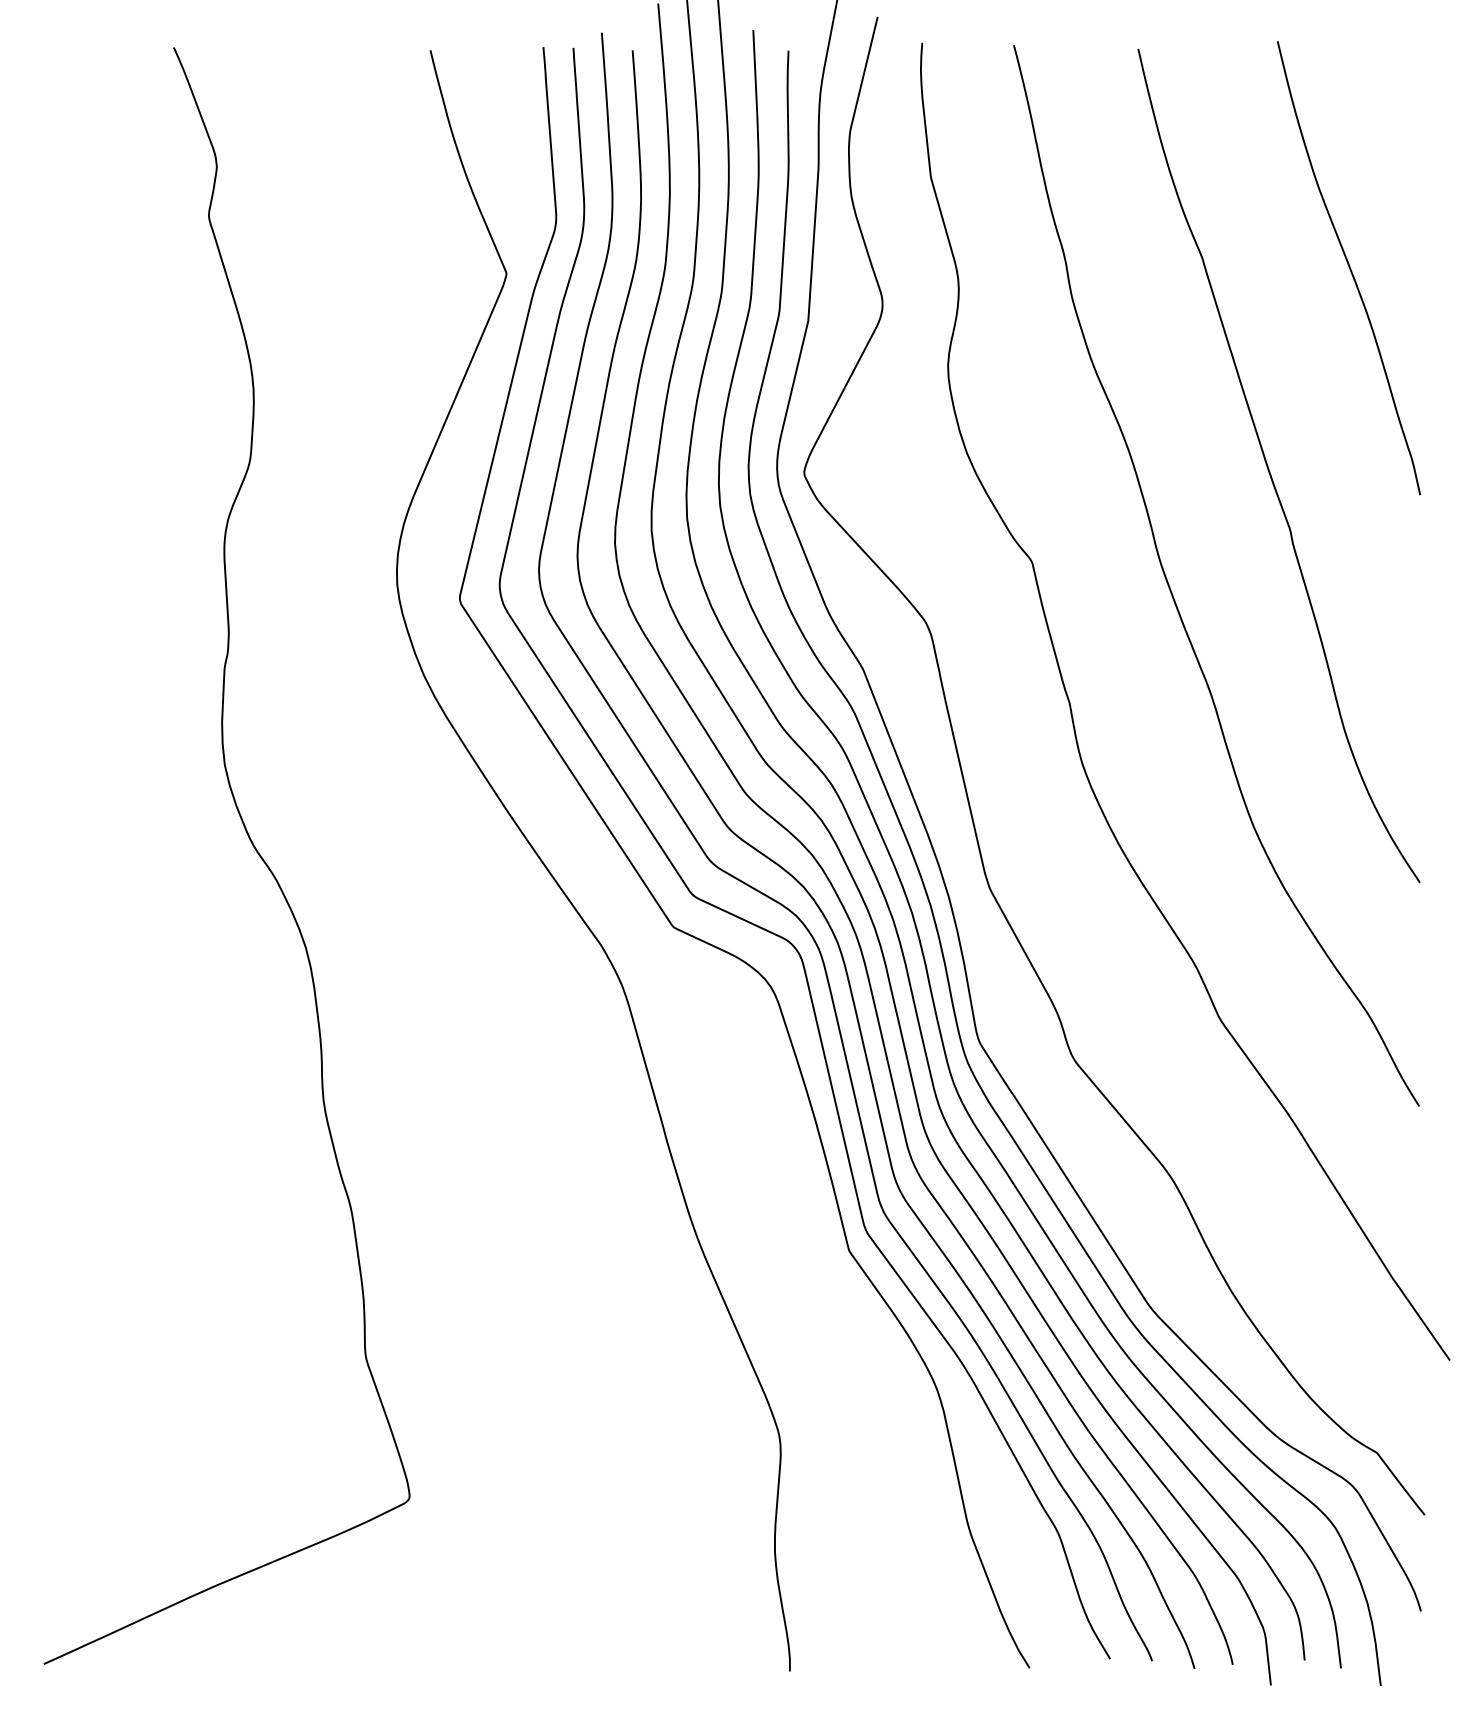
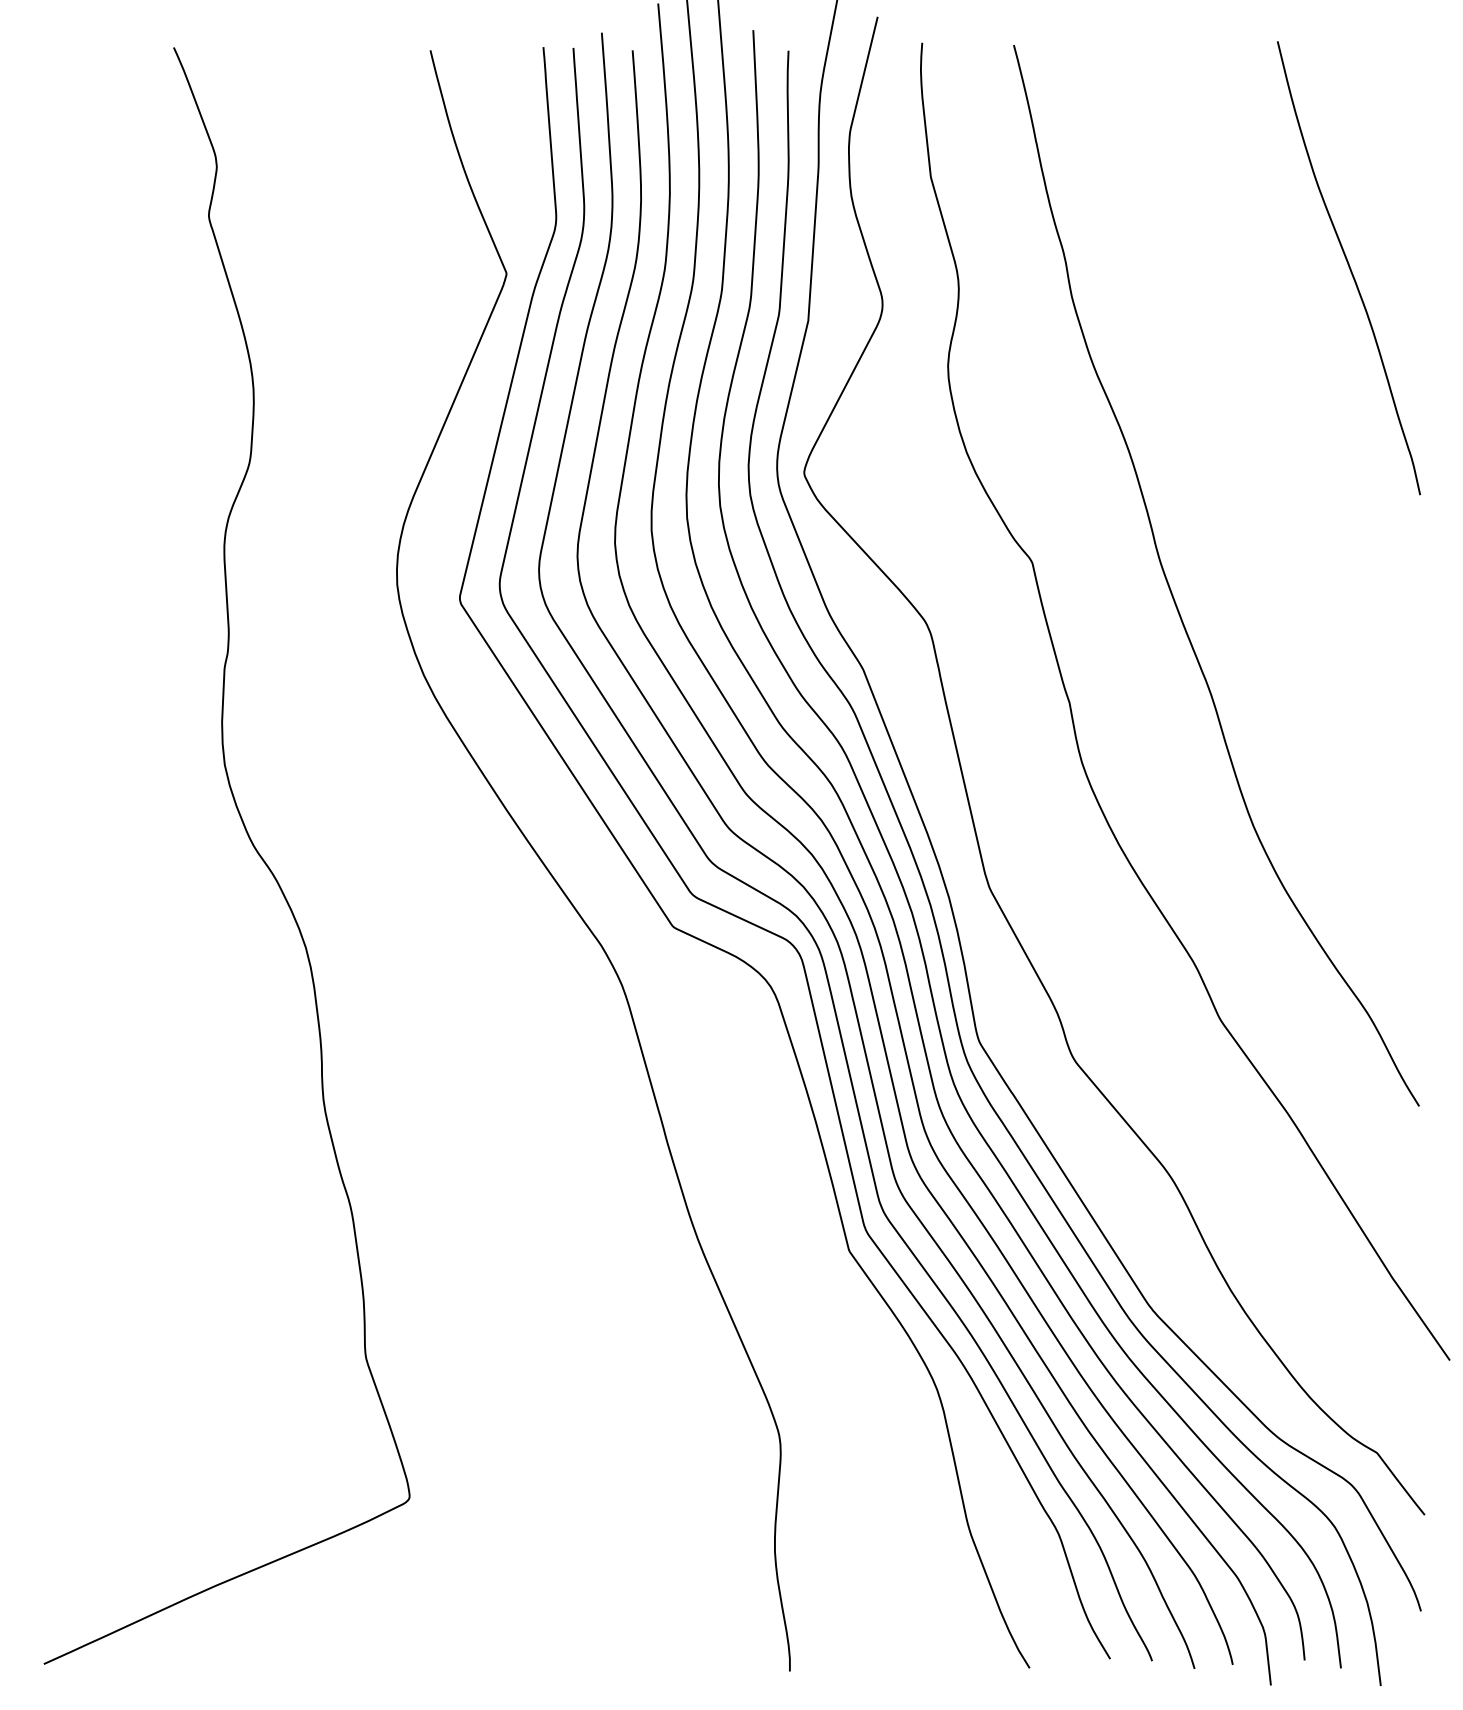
curve: present -> none (1269, 468)
